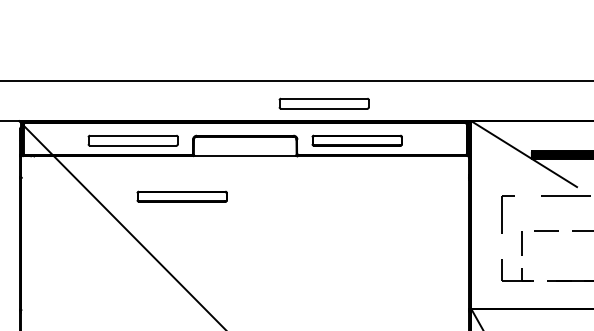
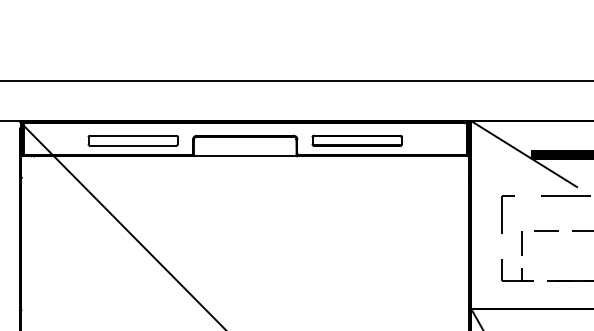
part: present -> none (323, 103)
part: present -> none (181, 196)
